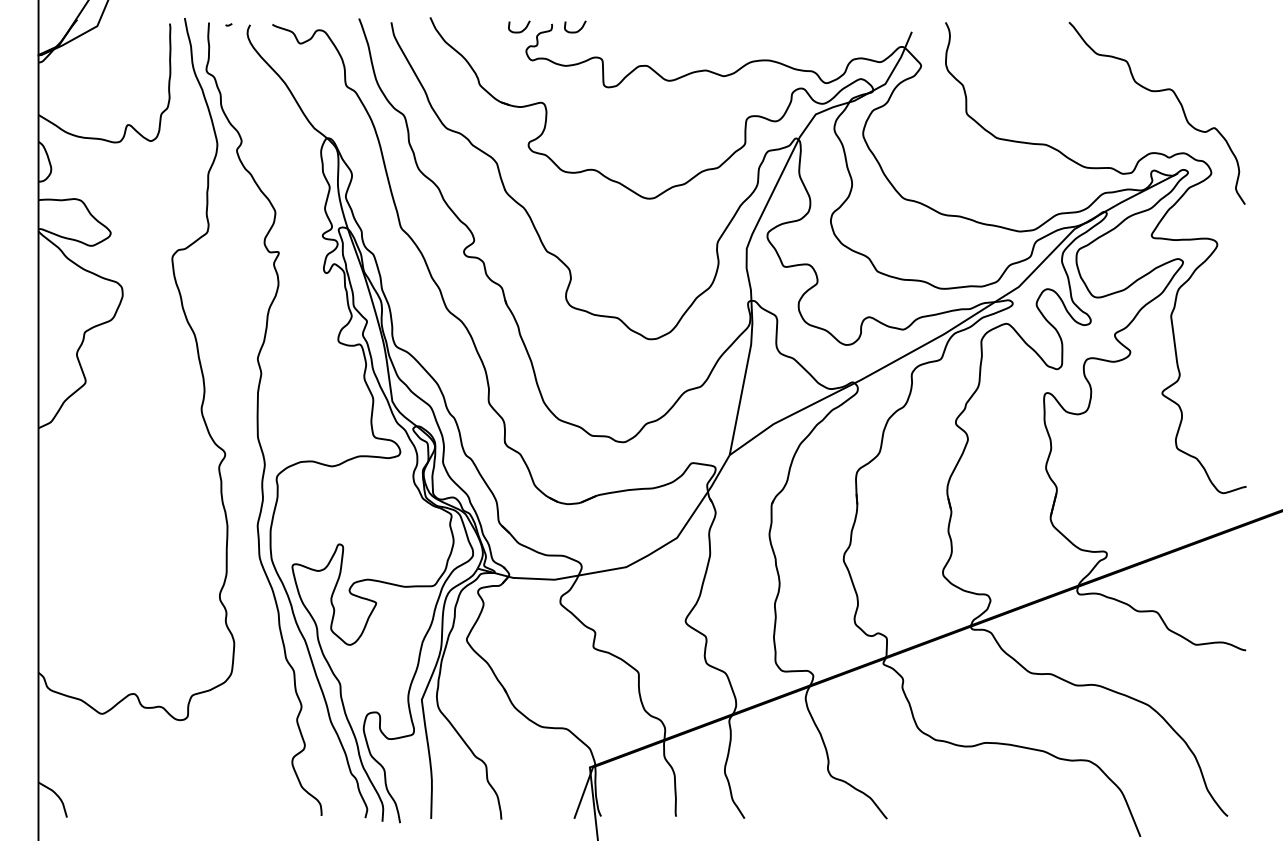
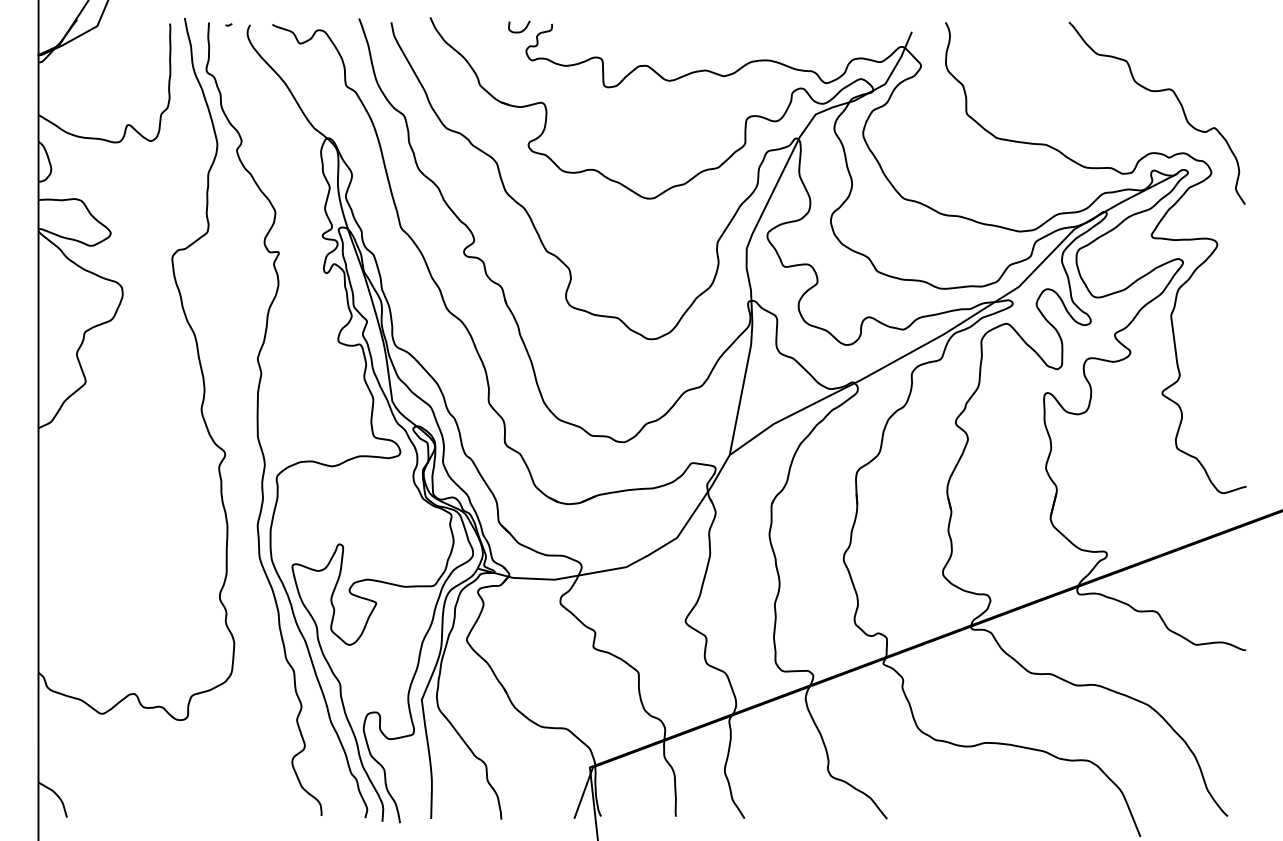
curve: present -> none (578, 29)
